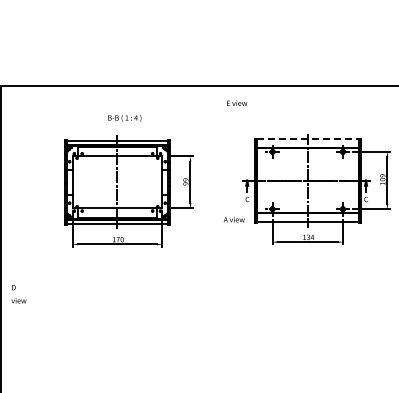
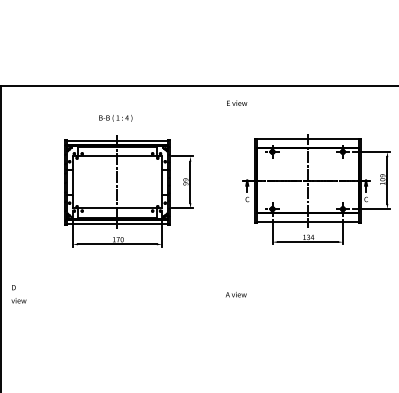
text position: (124, 118) -> (115, 118) (115, 118)
line: dashed -> solid (307, 138)
text position: (234, 219) -> (236, 294) (236, 294)
